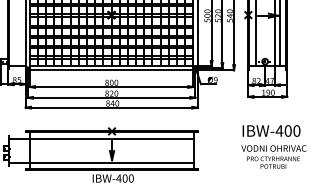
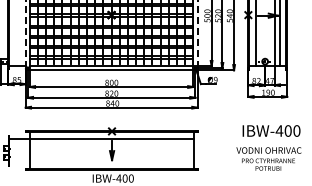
line: solid -> dashed (25, 34)
line: solid -> dashed (197, 34)
text position: (273, 156) -> (268, 158) (268, 158)
line: present -> none (100, 163)
